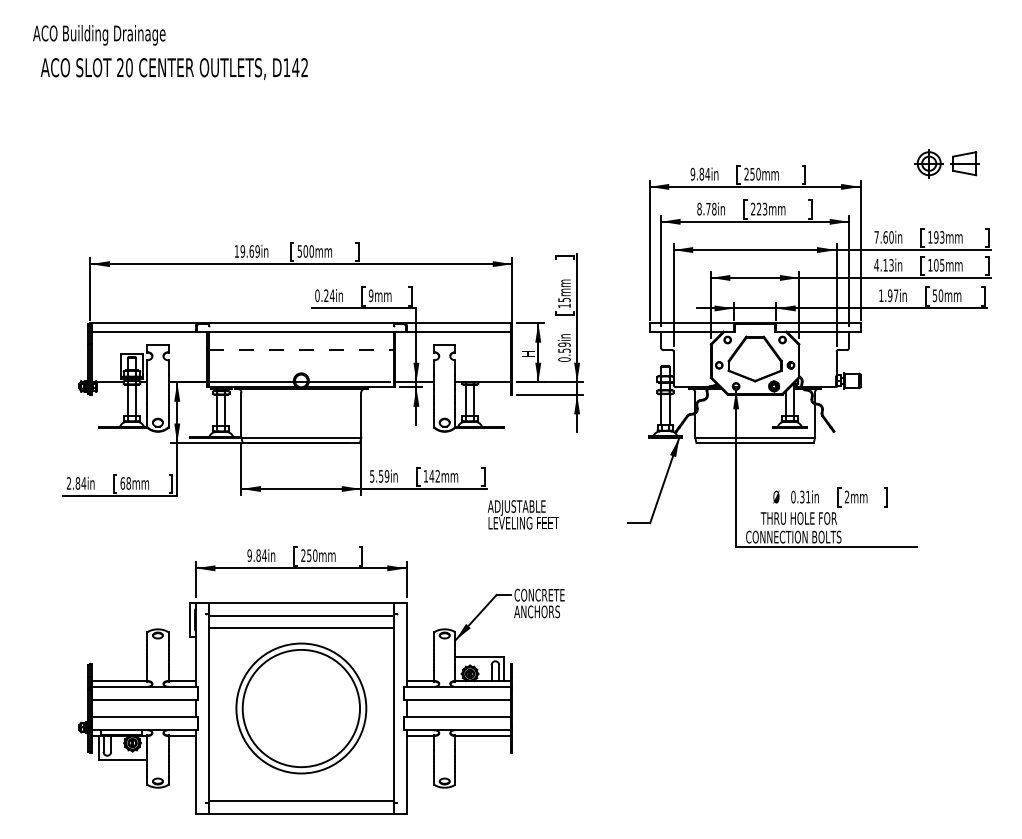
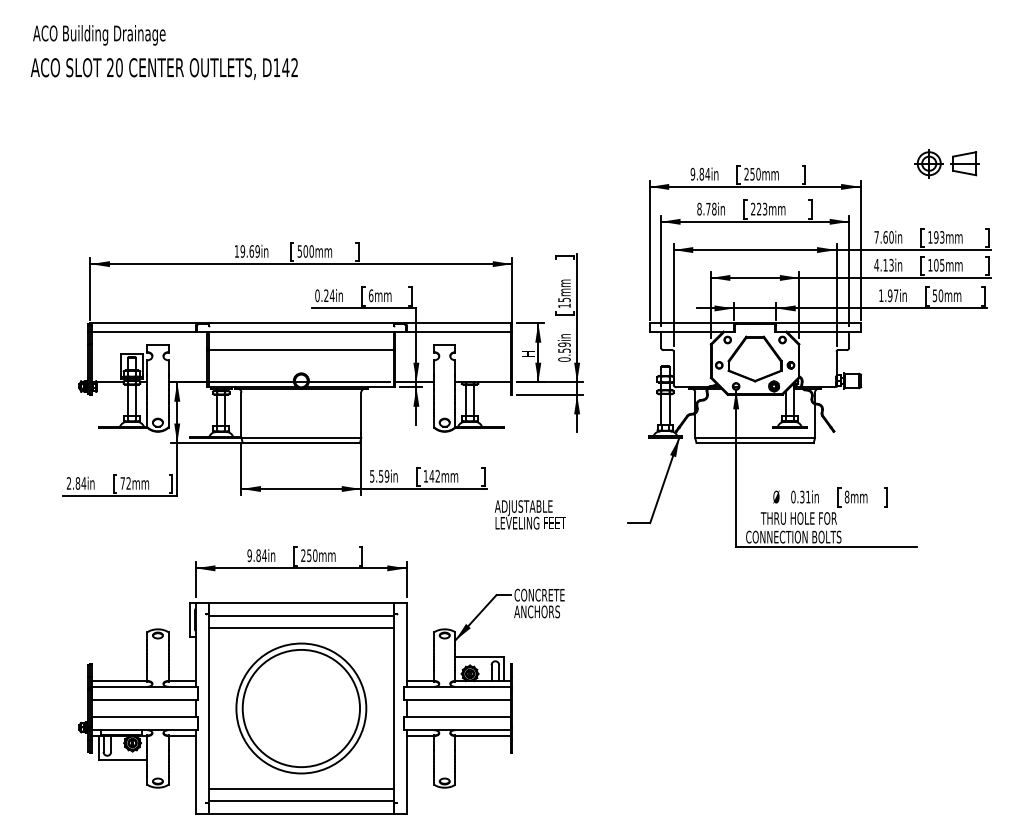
text position: (173, 68) -> (163, 68) (163, 68)
text: 9mm -> 6mm (370, 295)
line: dashed -> solid (301, 350)
text: 68mm -> 72mm (125, 483)
text: 2mm -> 8mm (846, 496)
text position: (522, 514) -> (529, 514) (529, 514)
line: none -> present (301, 788)
